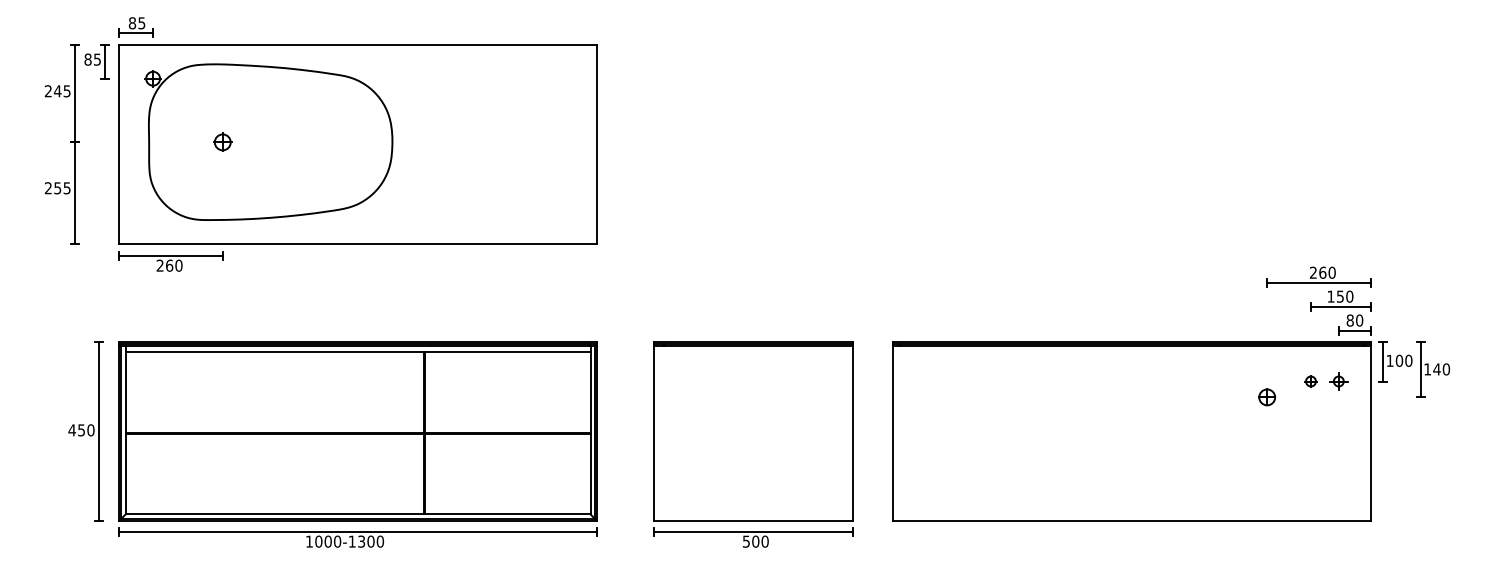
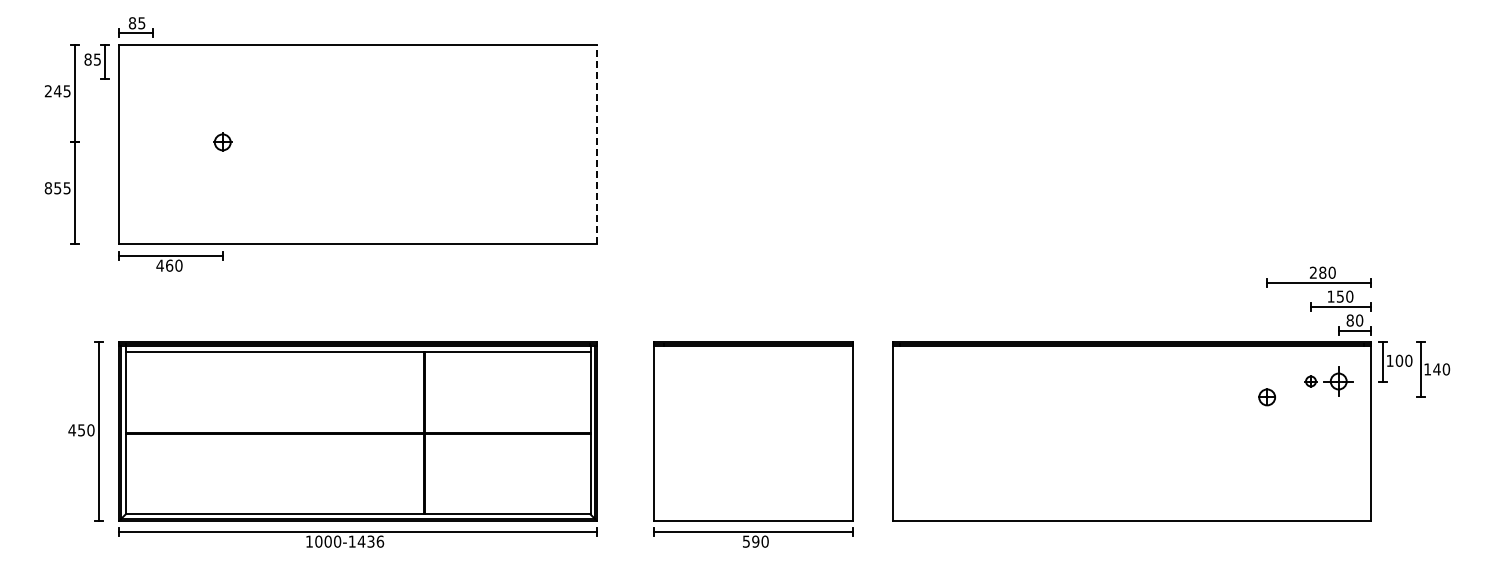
part: present -> none (268, 141)
line: solid -> dashed (596, 143)
text: 255 -> 855 (47, 188)
text: 260 -> 460 (159, 265)
text: 260 -> 280 (1322, 272)
part size: 20x19 px -> 31x31 px (1338, 381)
text: 1000-1300 -> 1000-1436 (370, 541)
text: 500 -> 590 (755, 541)
